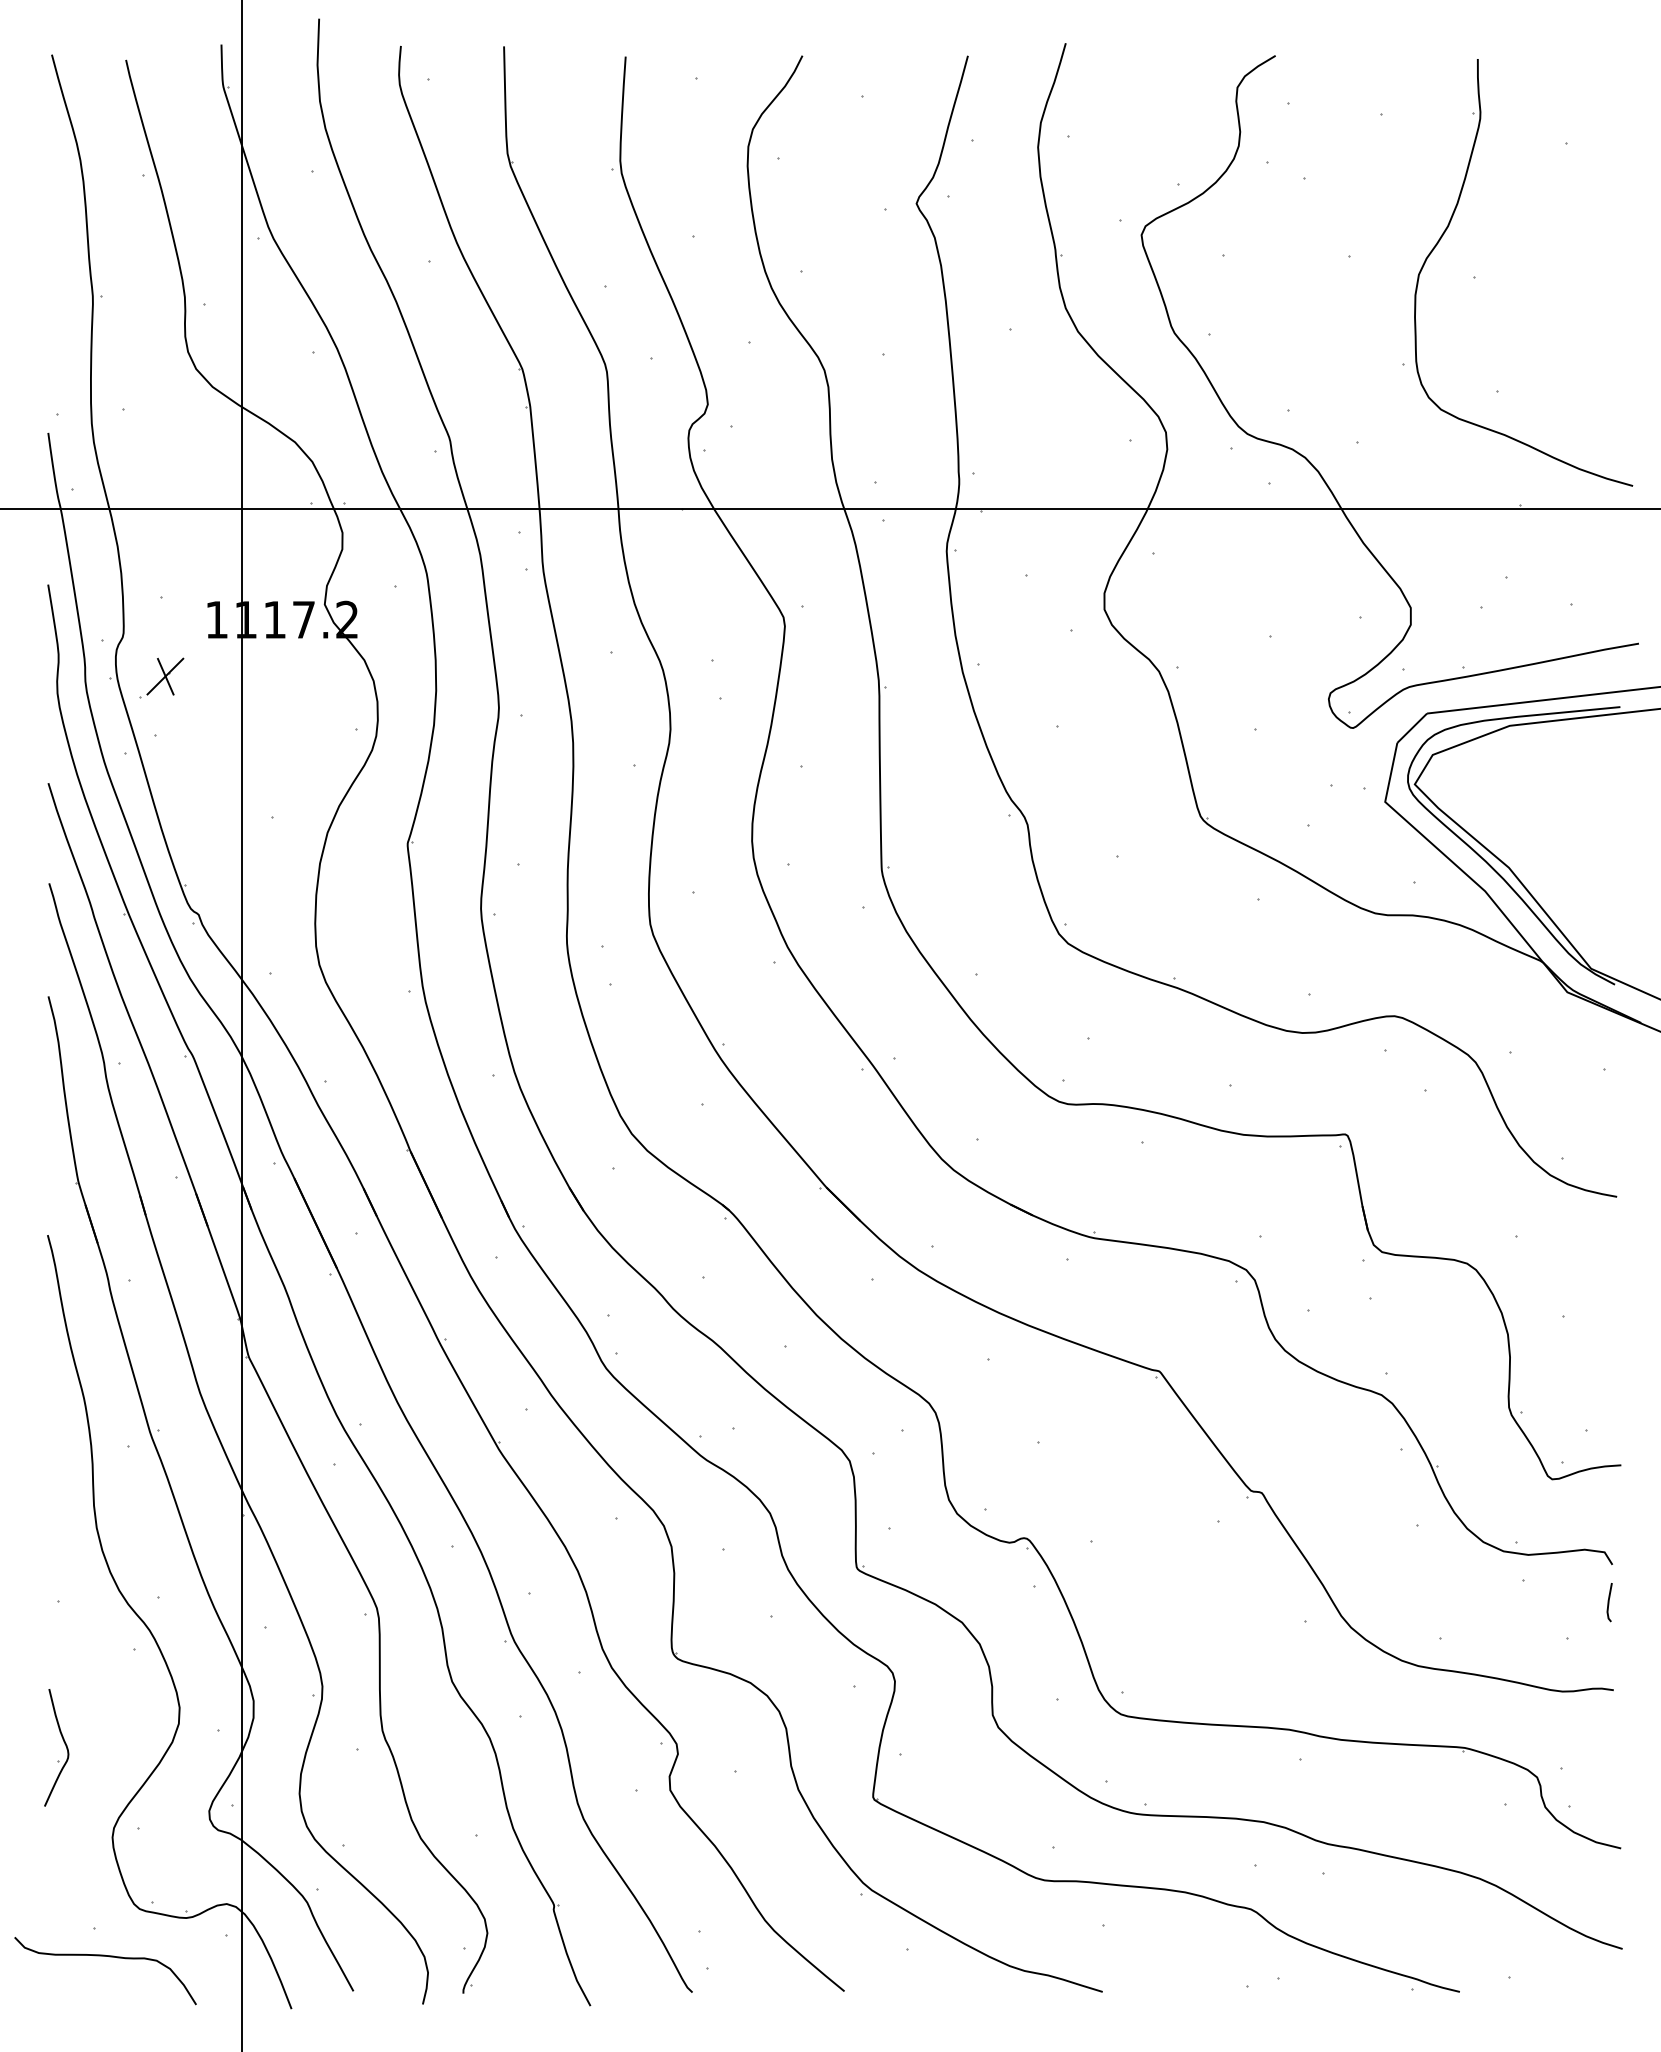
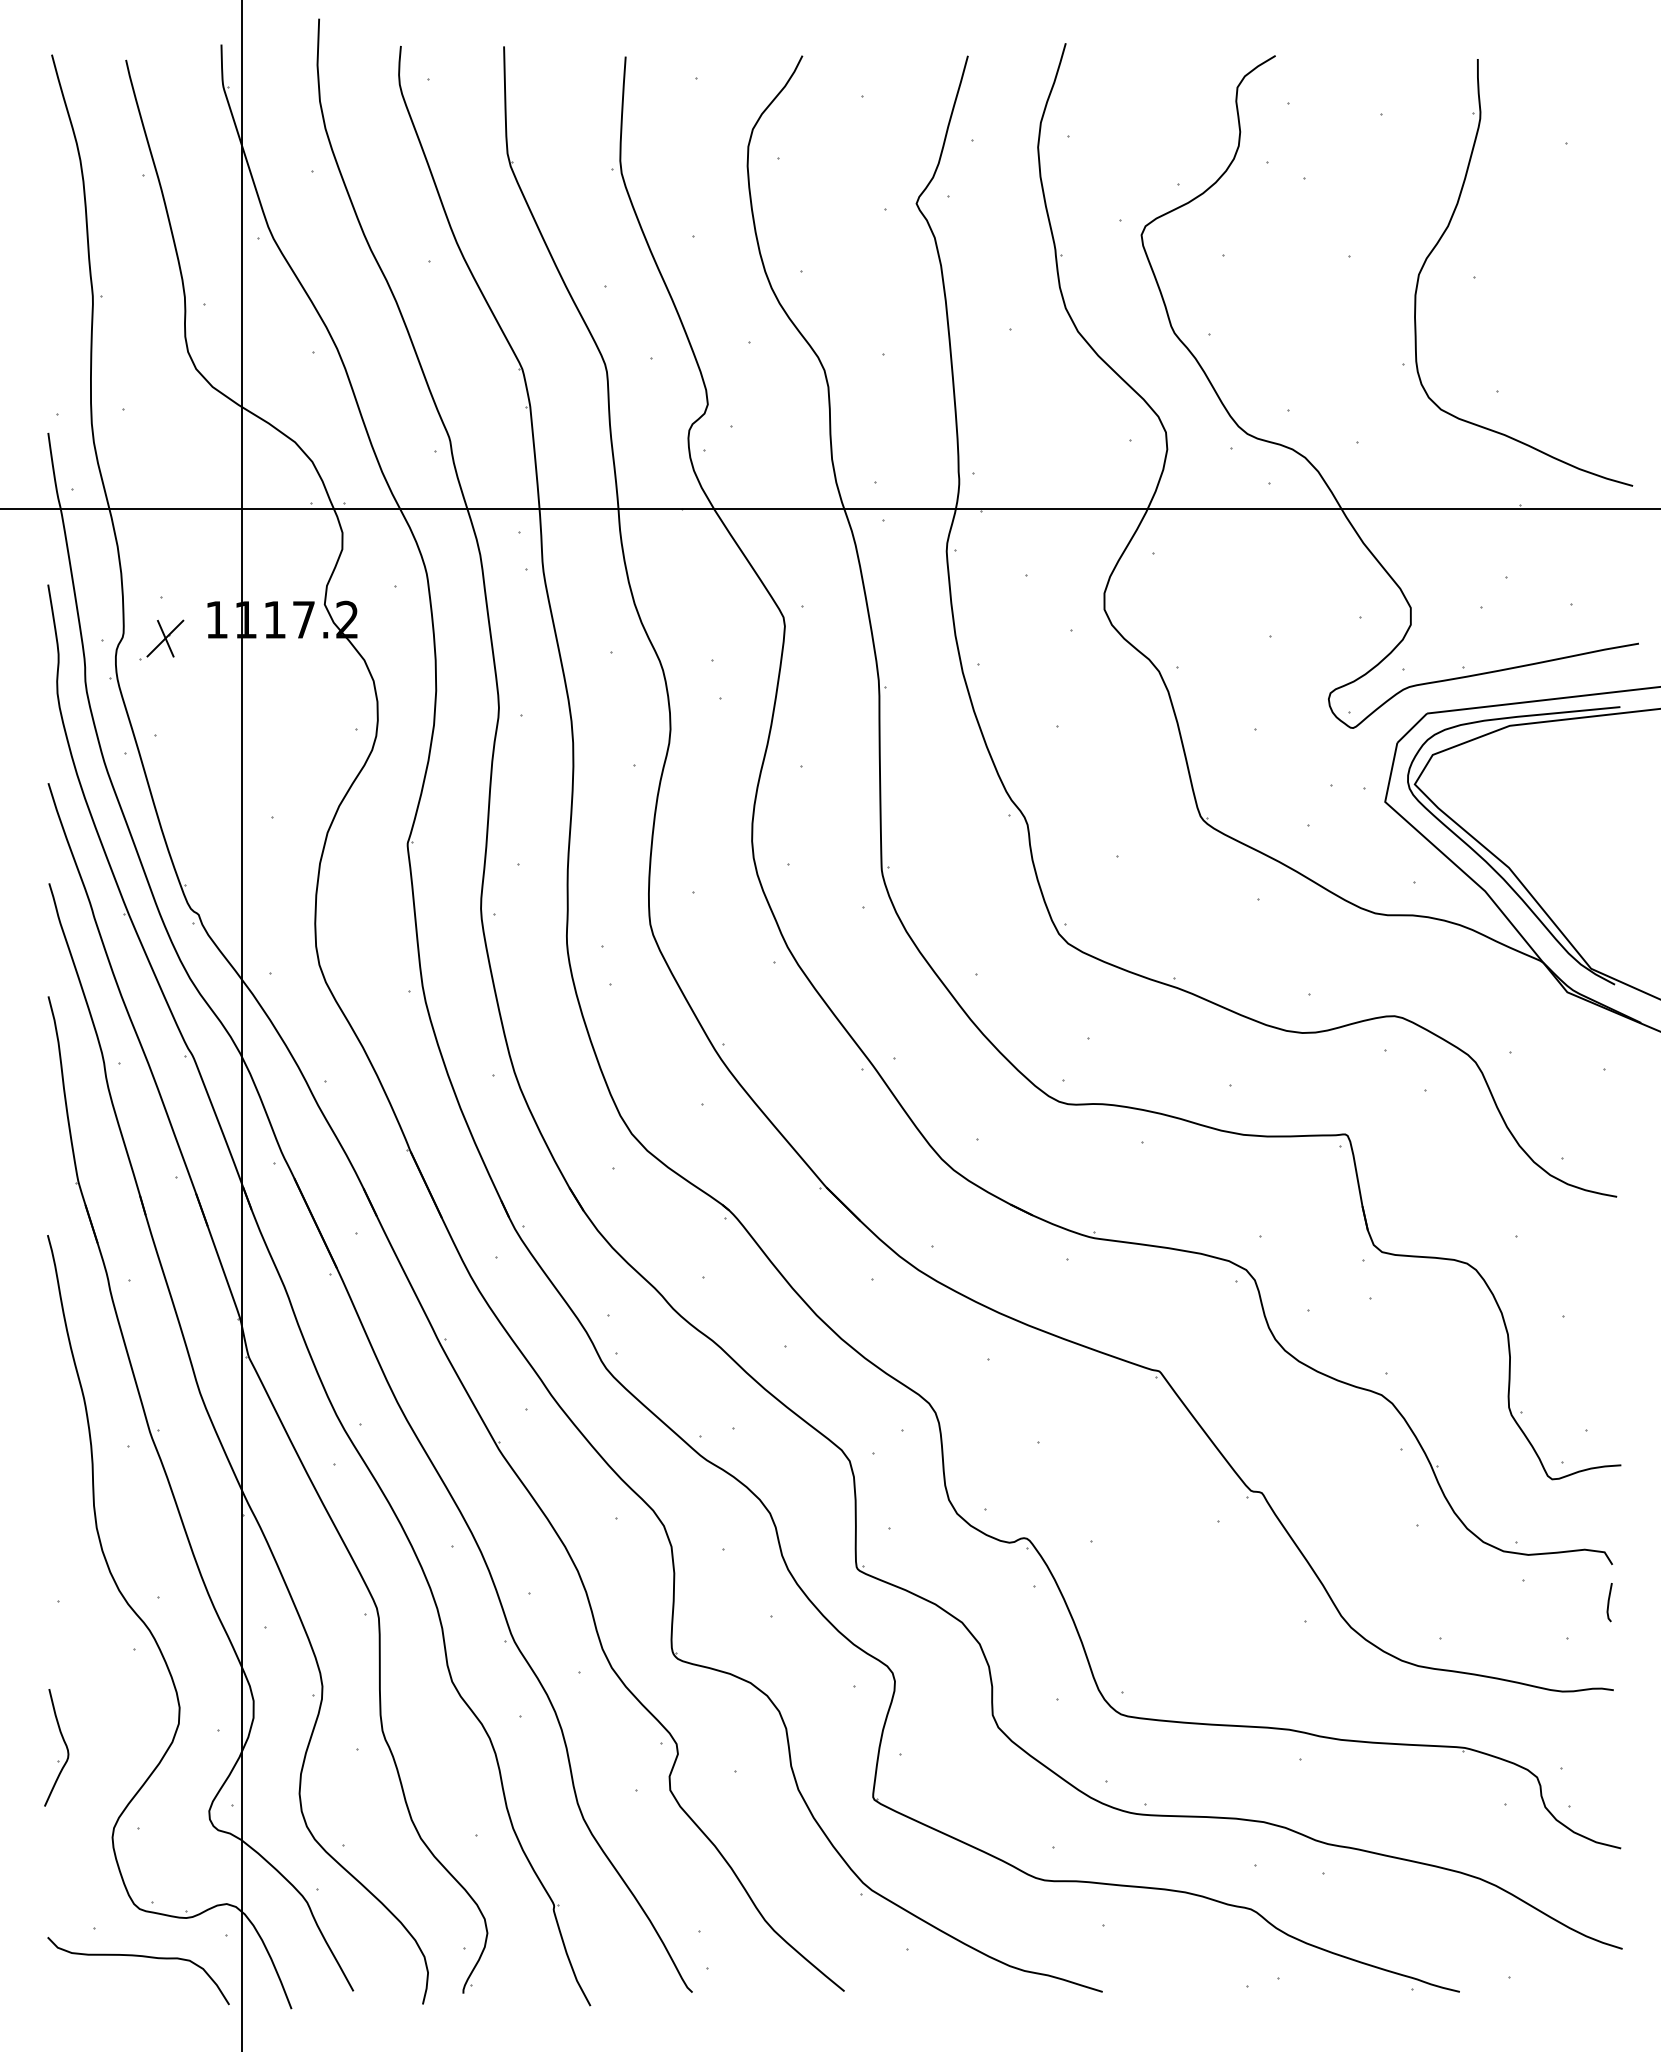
part position: (161, 677) -> (161, 639) (161, 639)
curve position: (109, 1957) -> (142, 1957) (142, 1957)
